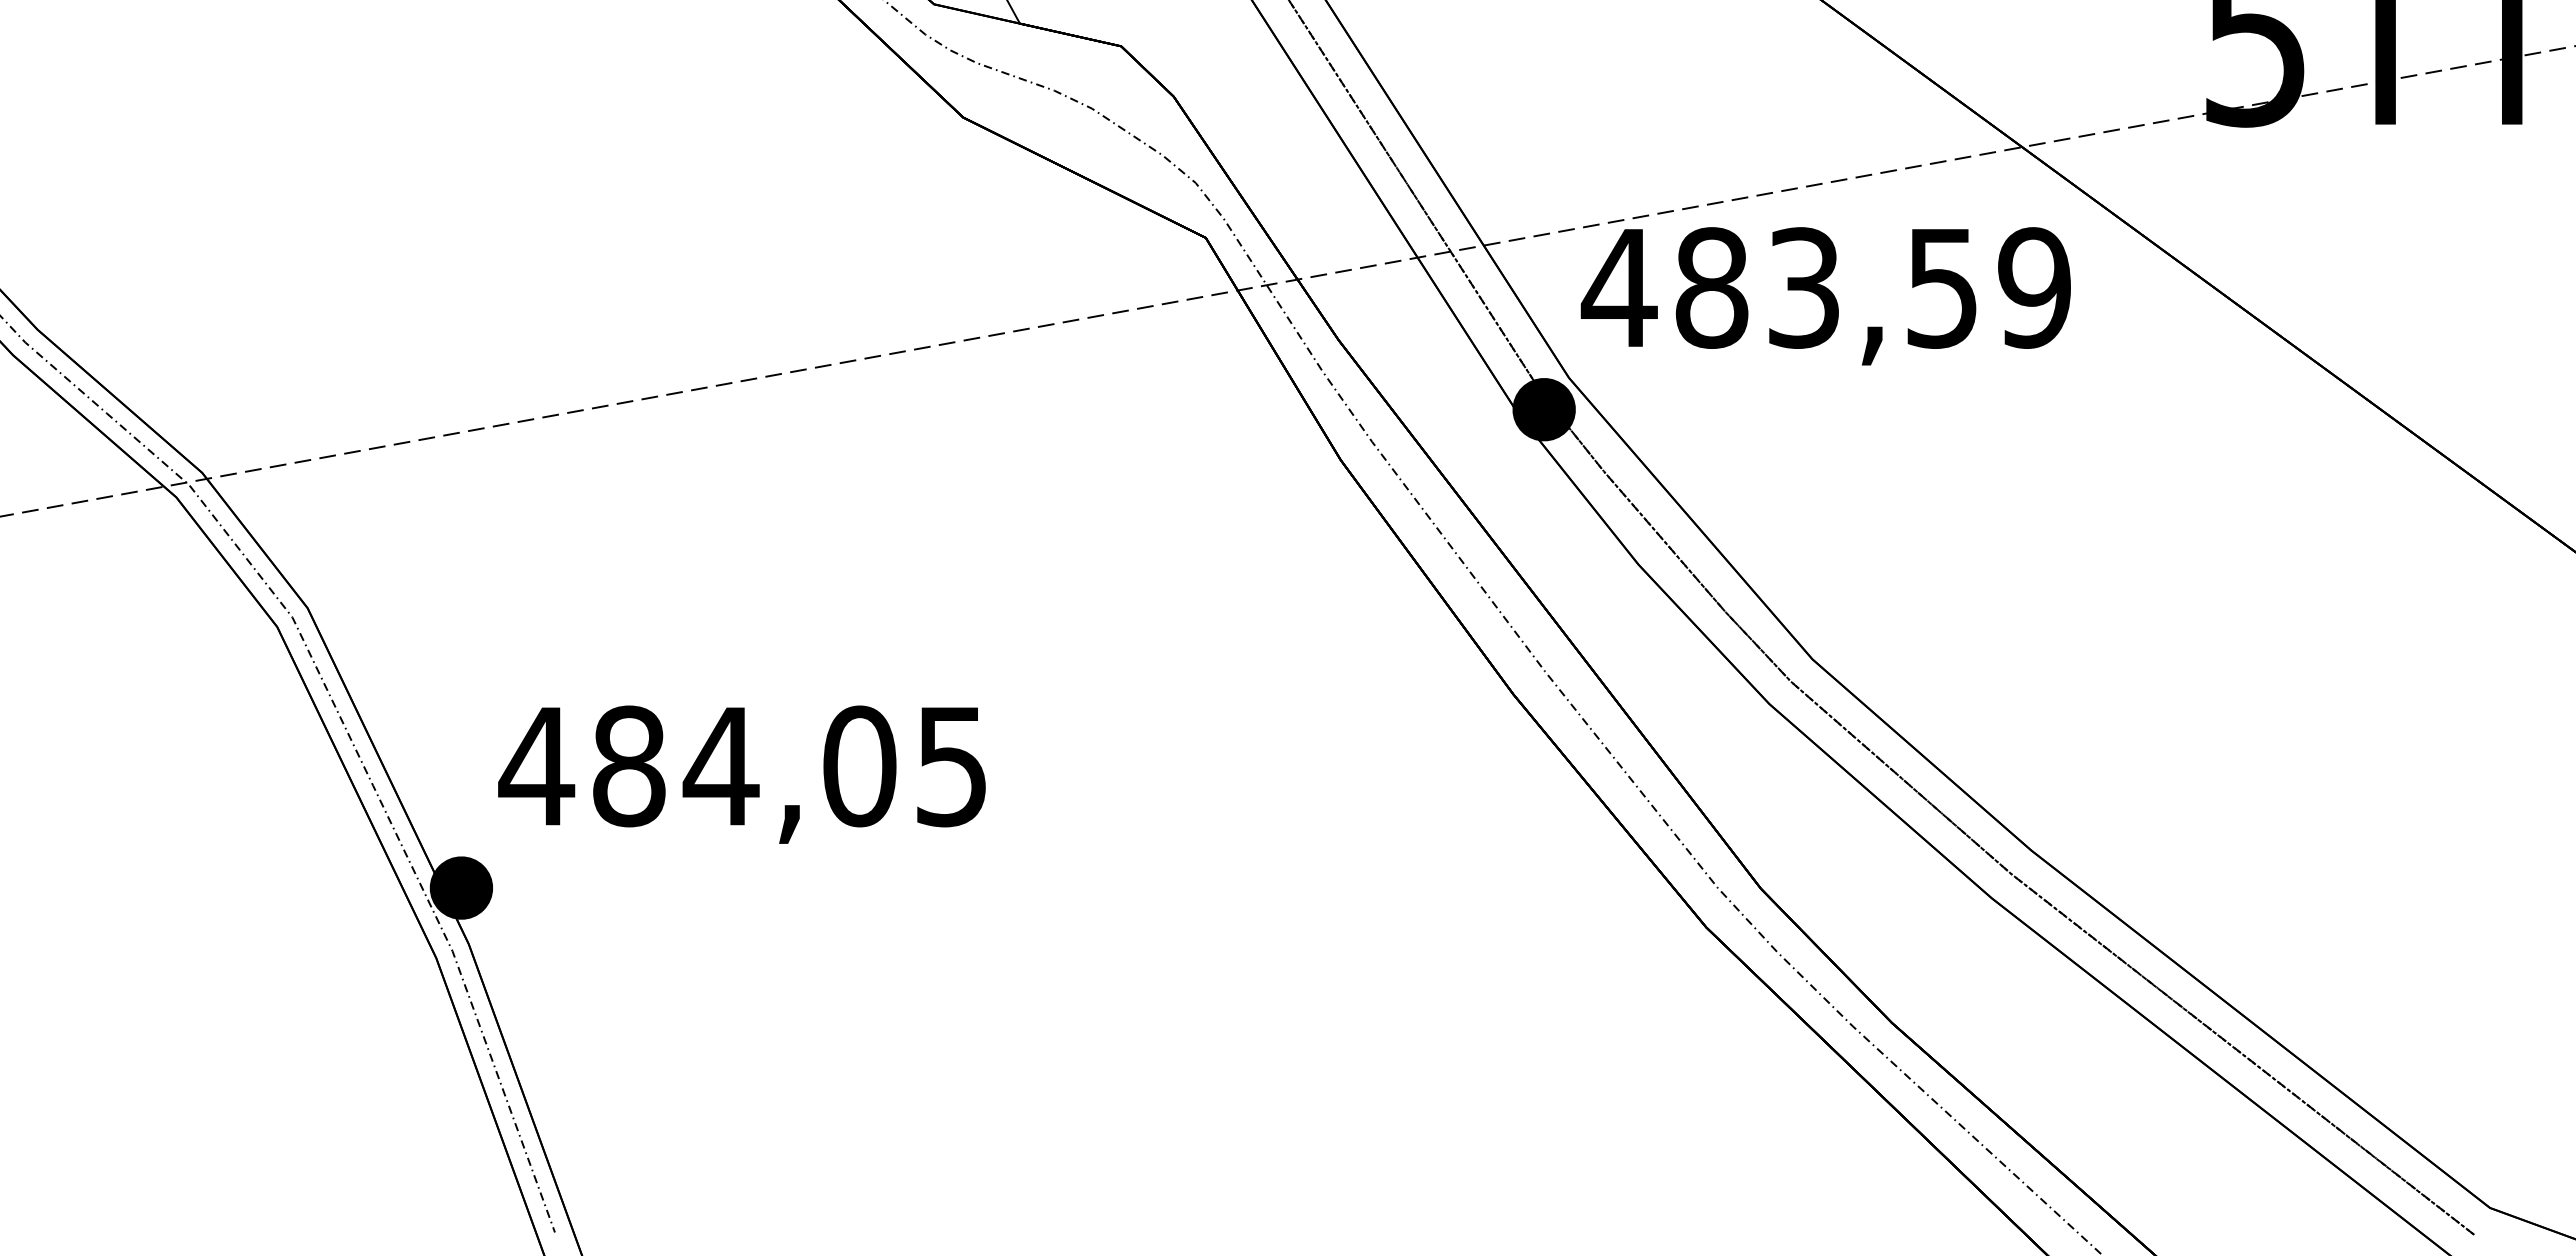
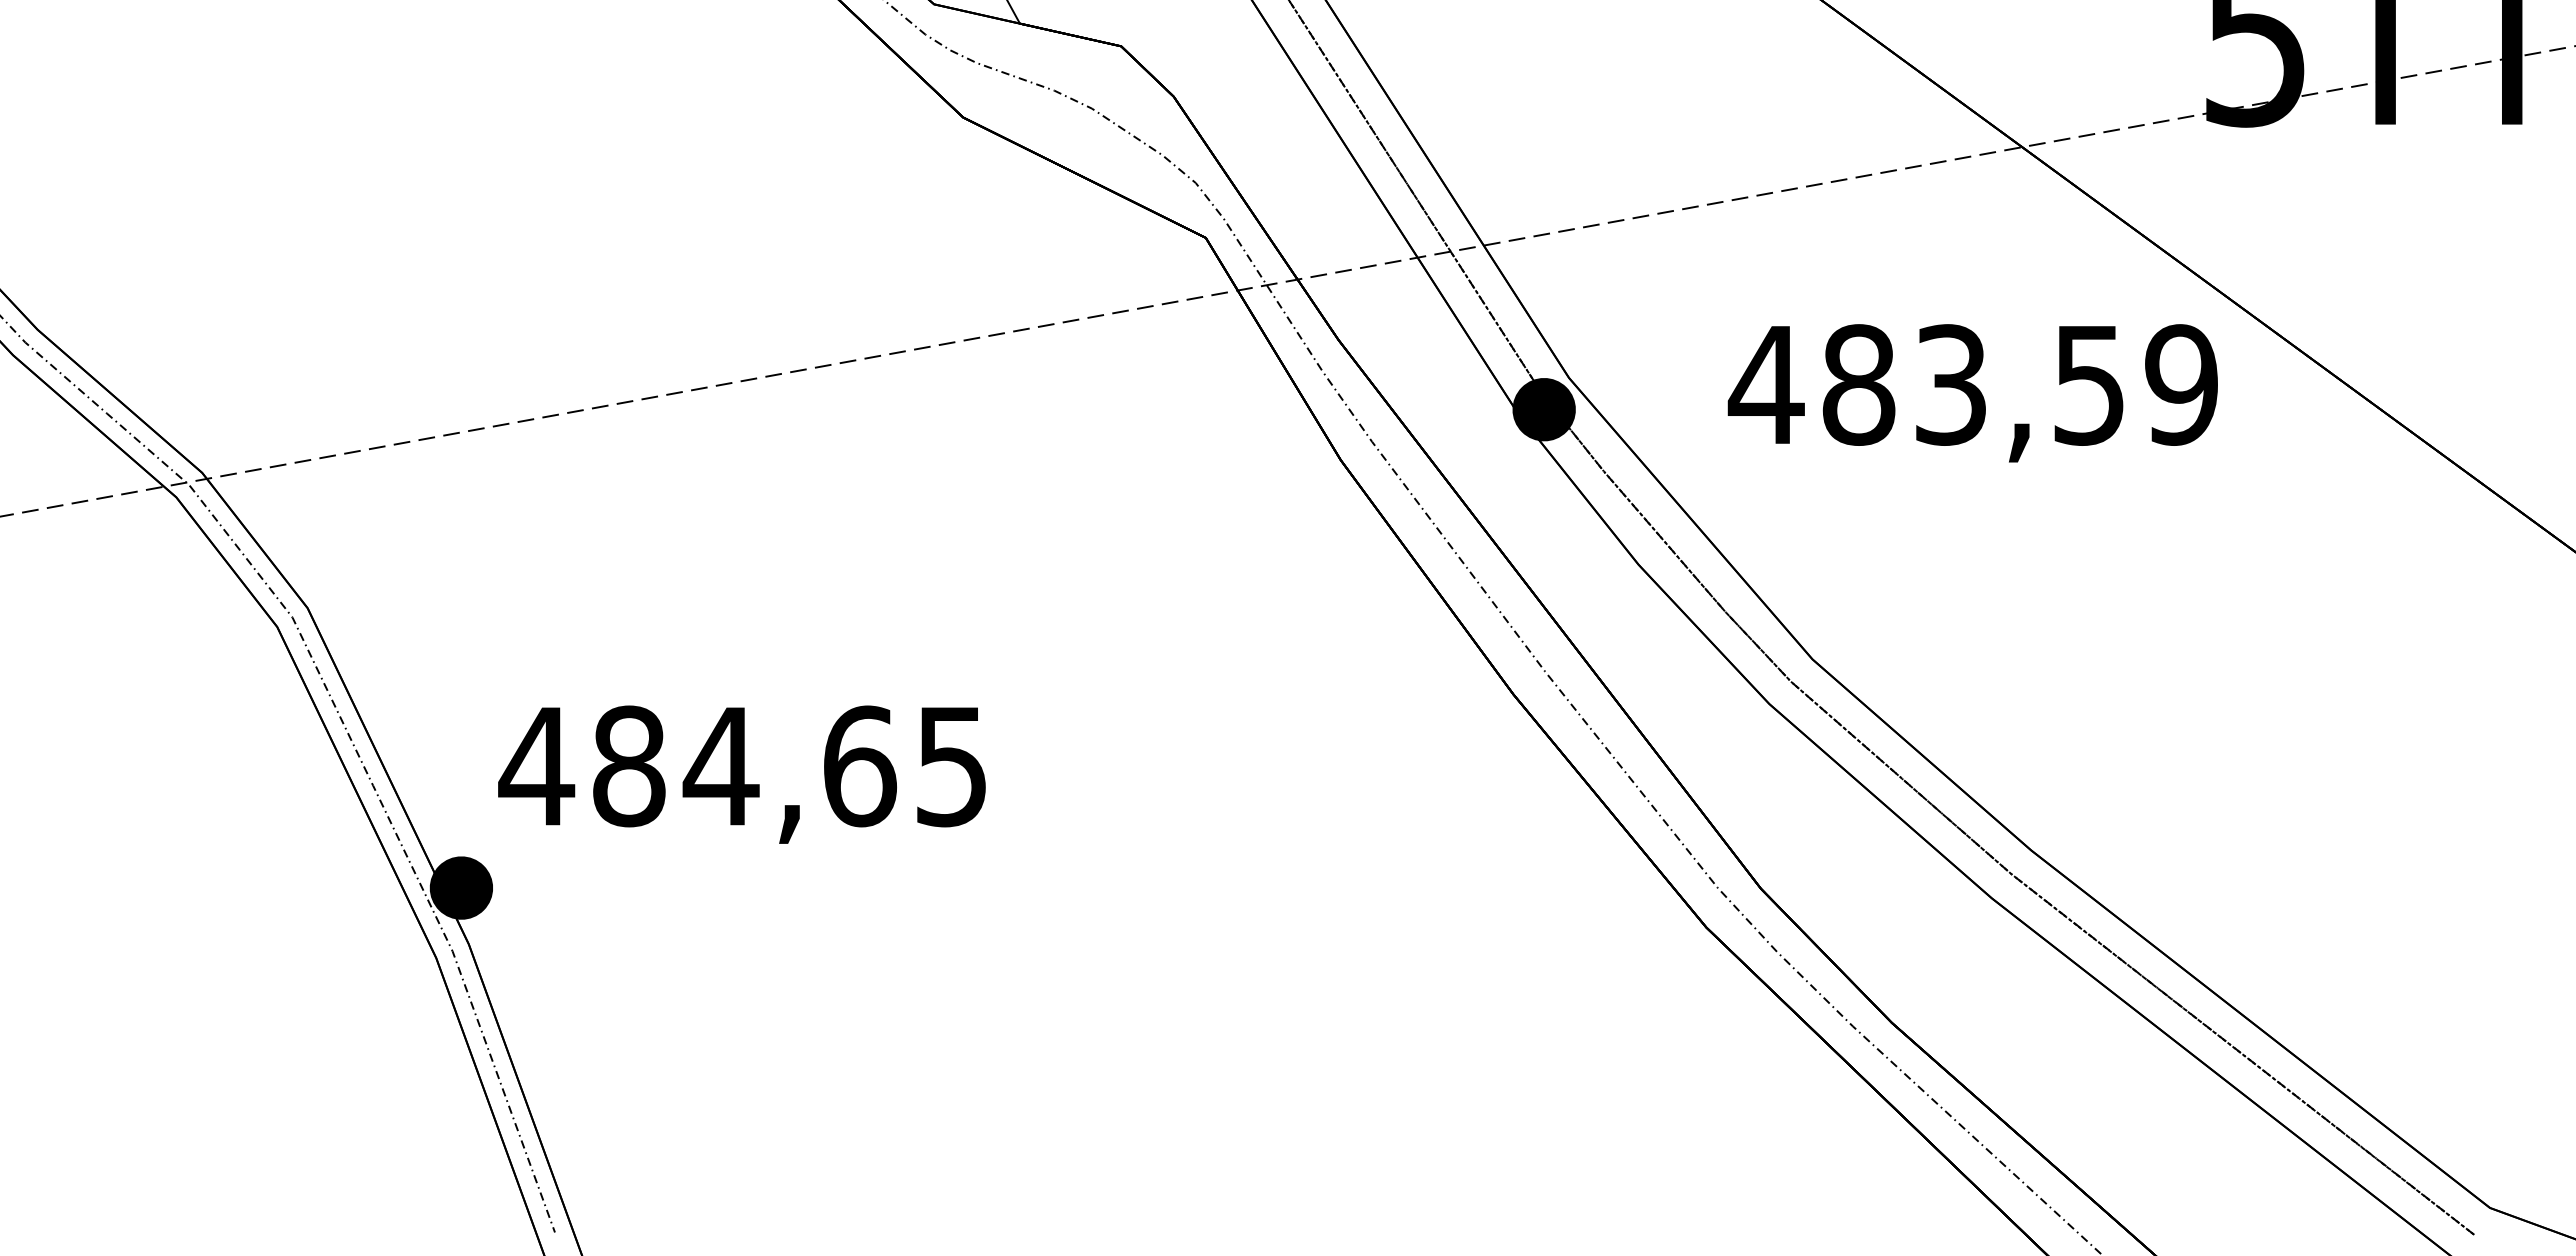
text position: (1825, 296) -> (1972, 393) (1972, 393)
text: 484,05 -> 484,65 (860, 766)
